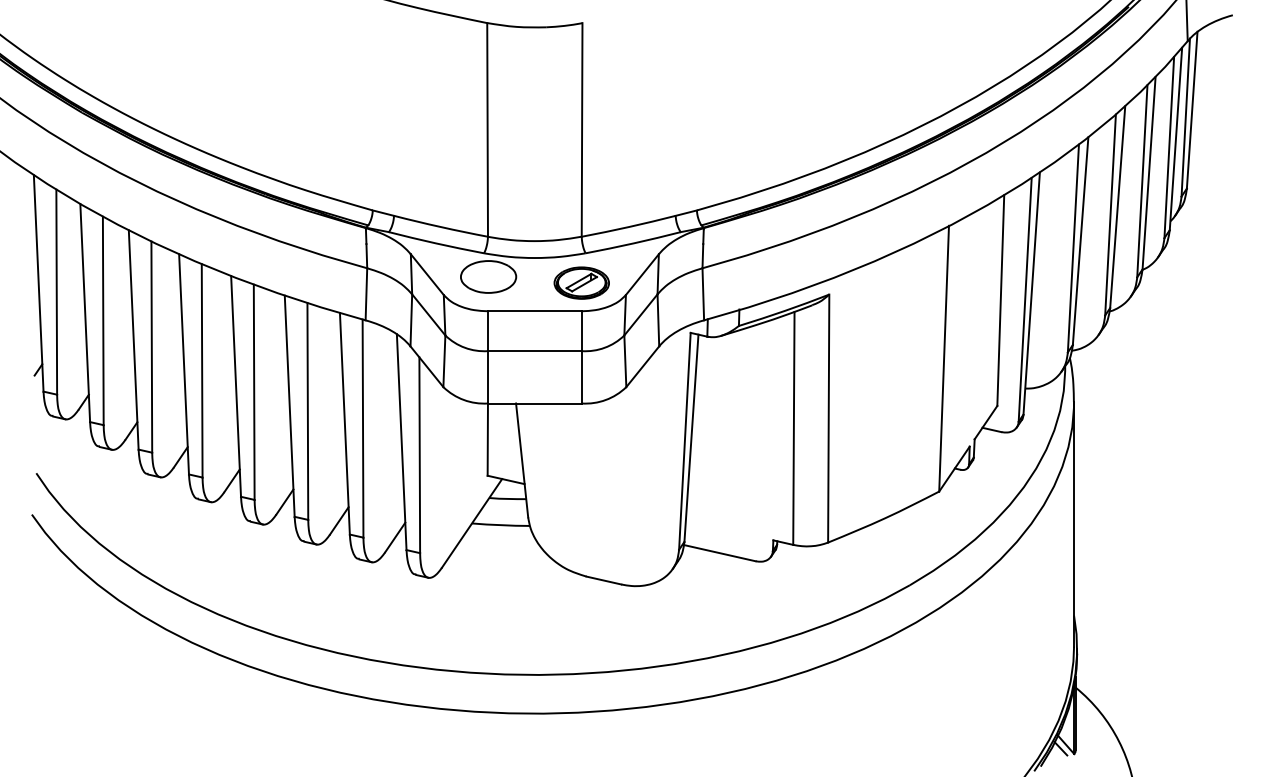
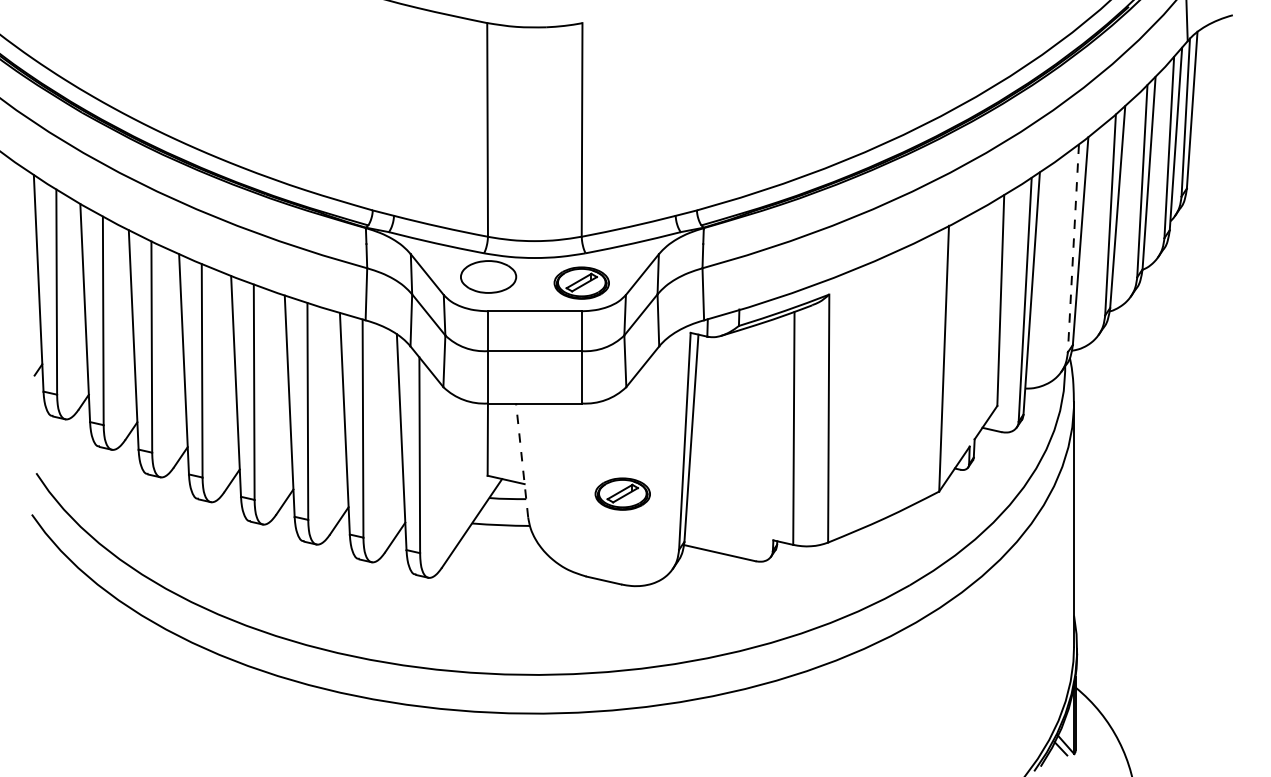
line: solid -> dashed (1073, 249)
line: solid -> dashed (522, 459)
part: none -> present (622, 493)
